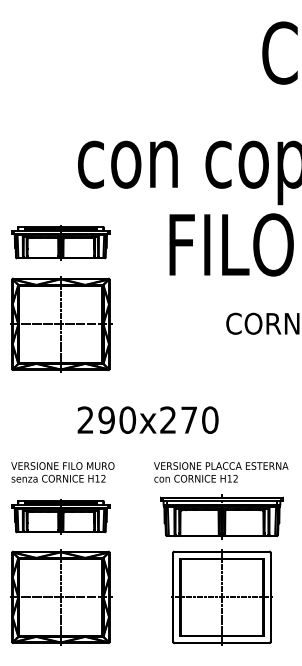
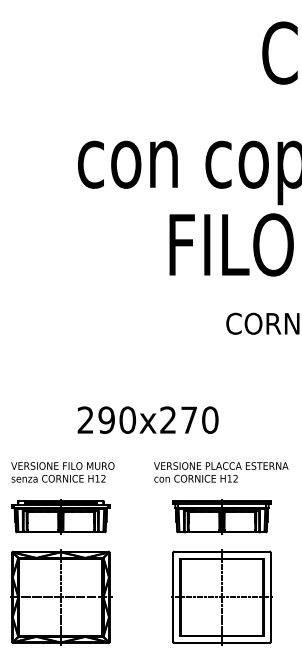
part: present -> none (60, 242)
part: present -> none (61, 324)
part size: 124x46 px -> 100x36 px (221, 516)
